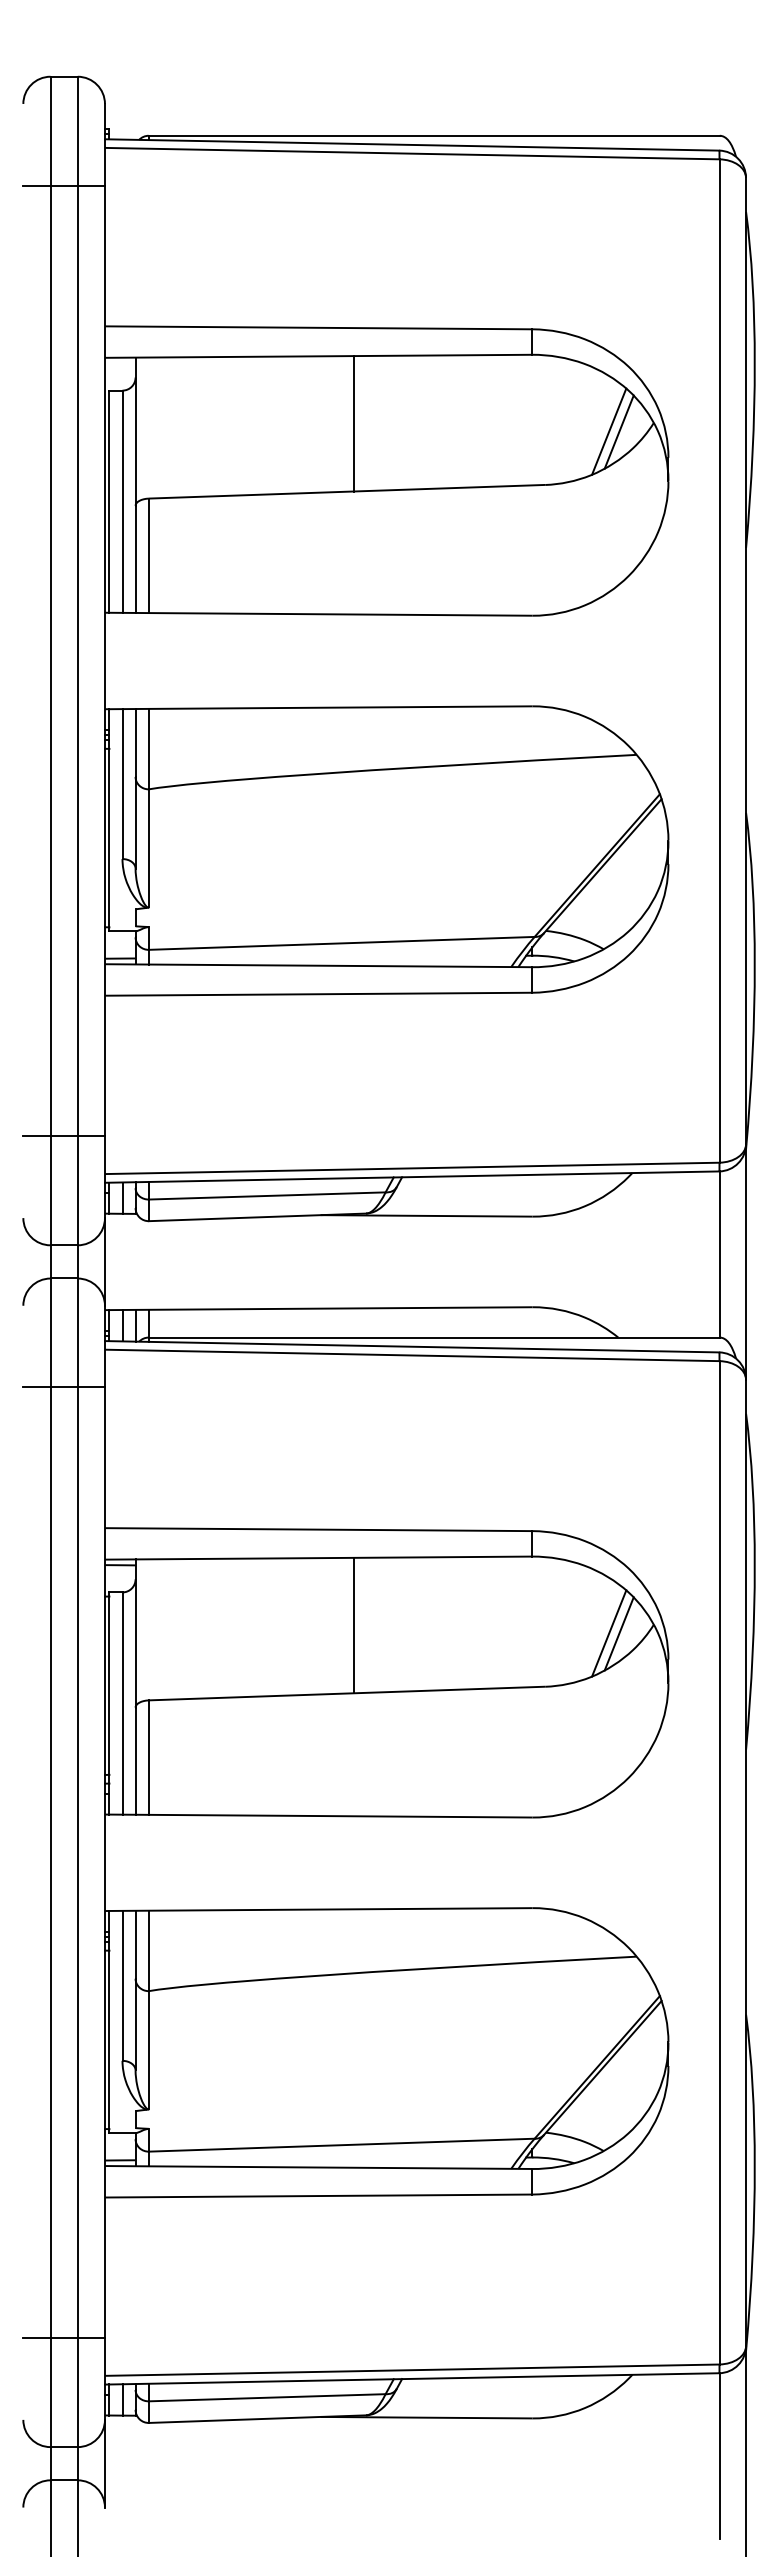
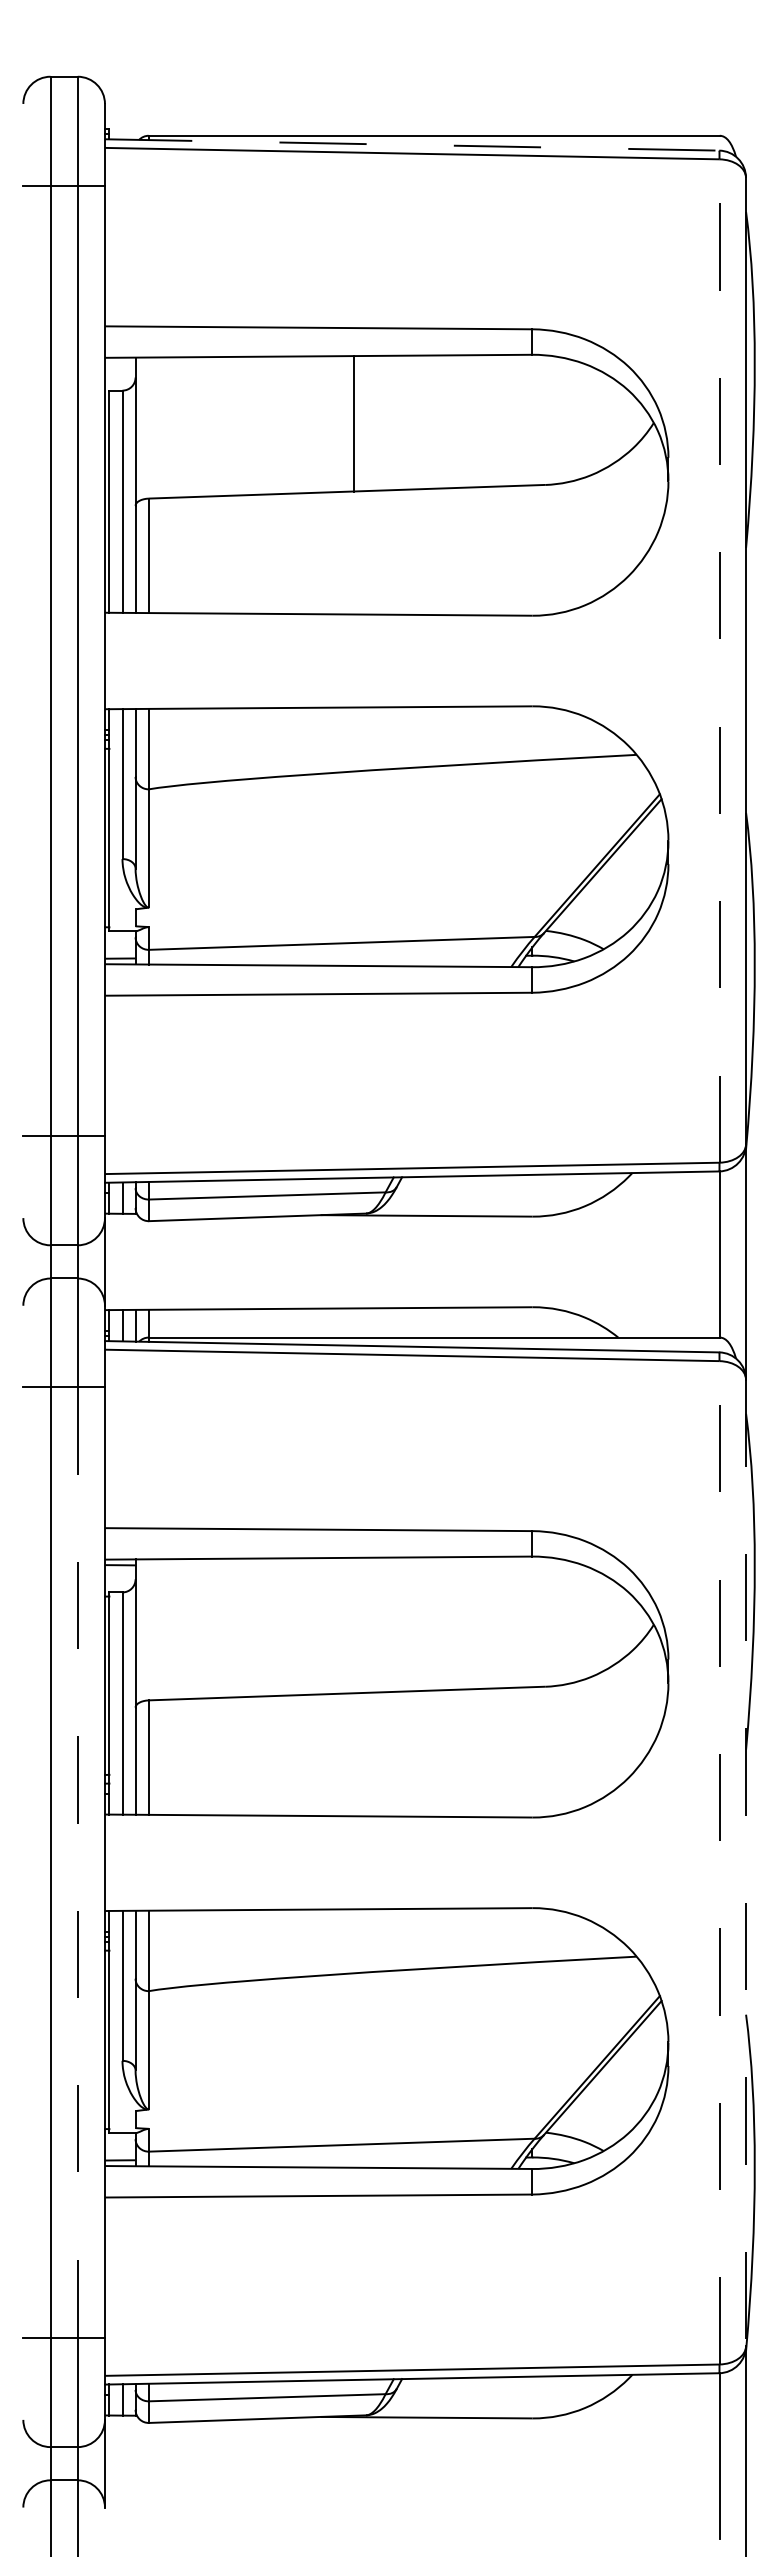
line: solid -> dashed (412, 144)
line: present -> none (609, 431)
line: present -> none (618, 431)
line: solid -> dashed (719, 661)
line: present -> none (353, 1625)
line: present -> none (609, 1633)
line: present -> none (618, 1633)
line: solid -> dashed (719, 1862)
line: solid -> dashed (77, 1863)
line: solid -> dashed (746, 1863)
